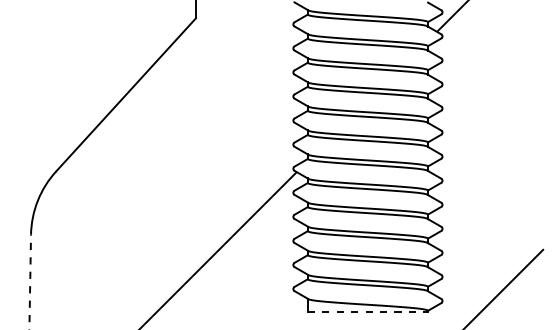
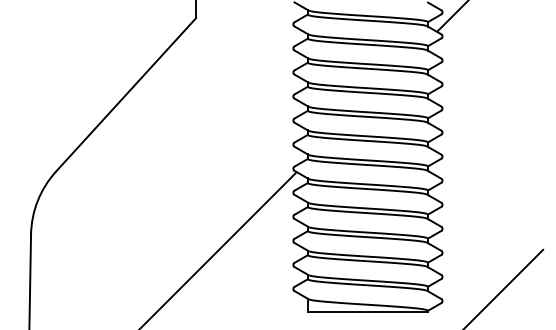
line: dashed -> solid (30, 281)
line: dashed -> solid (368, 312)
